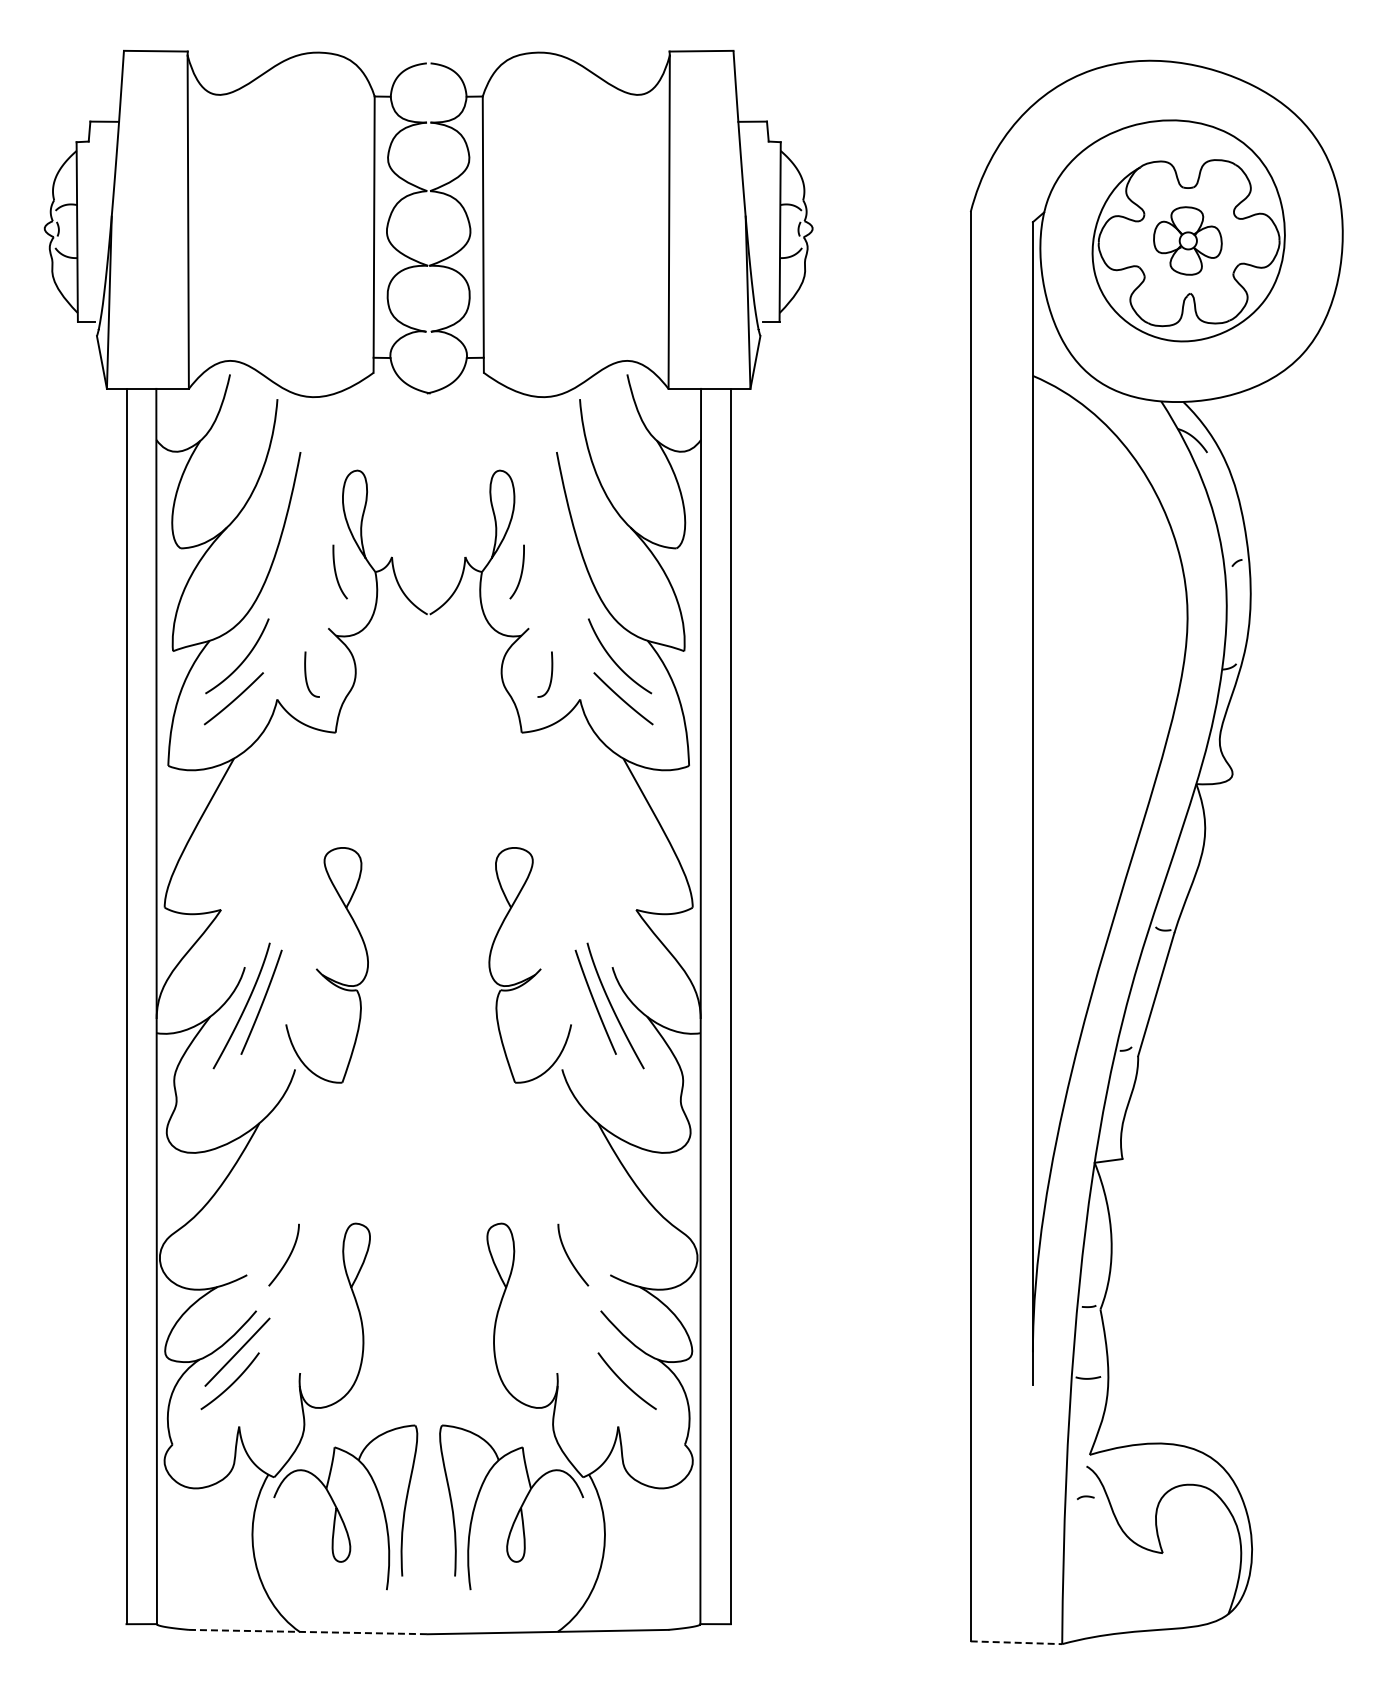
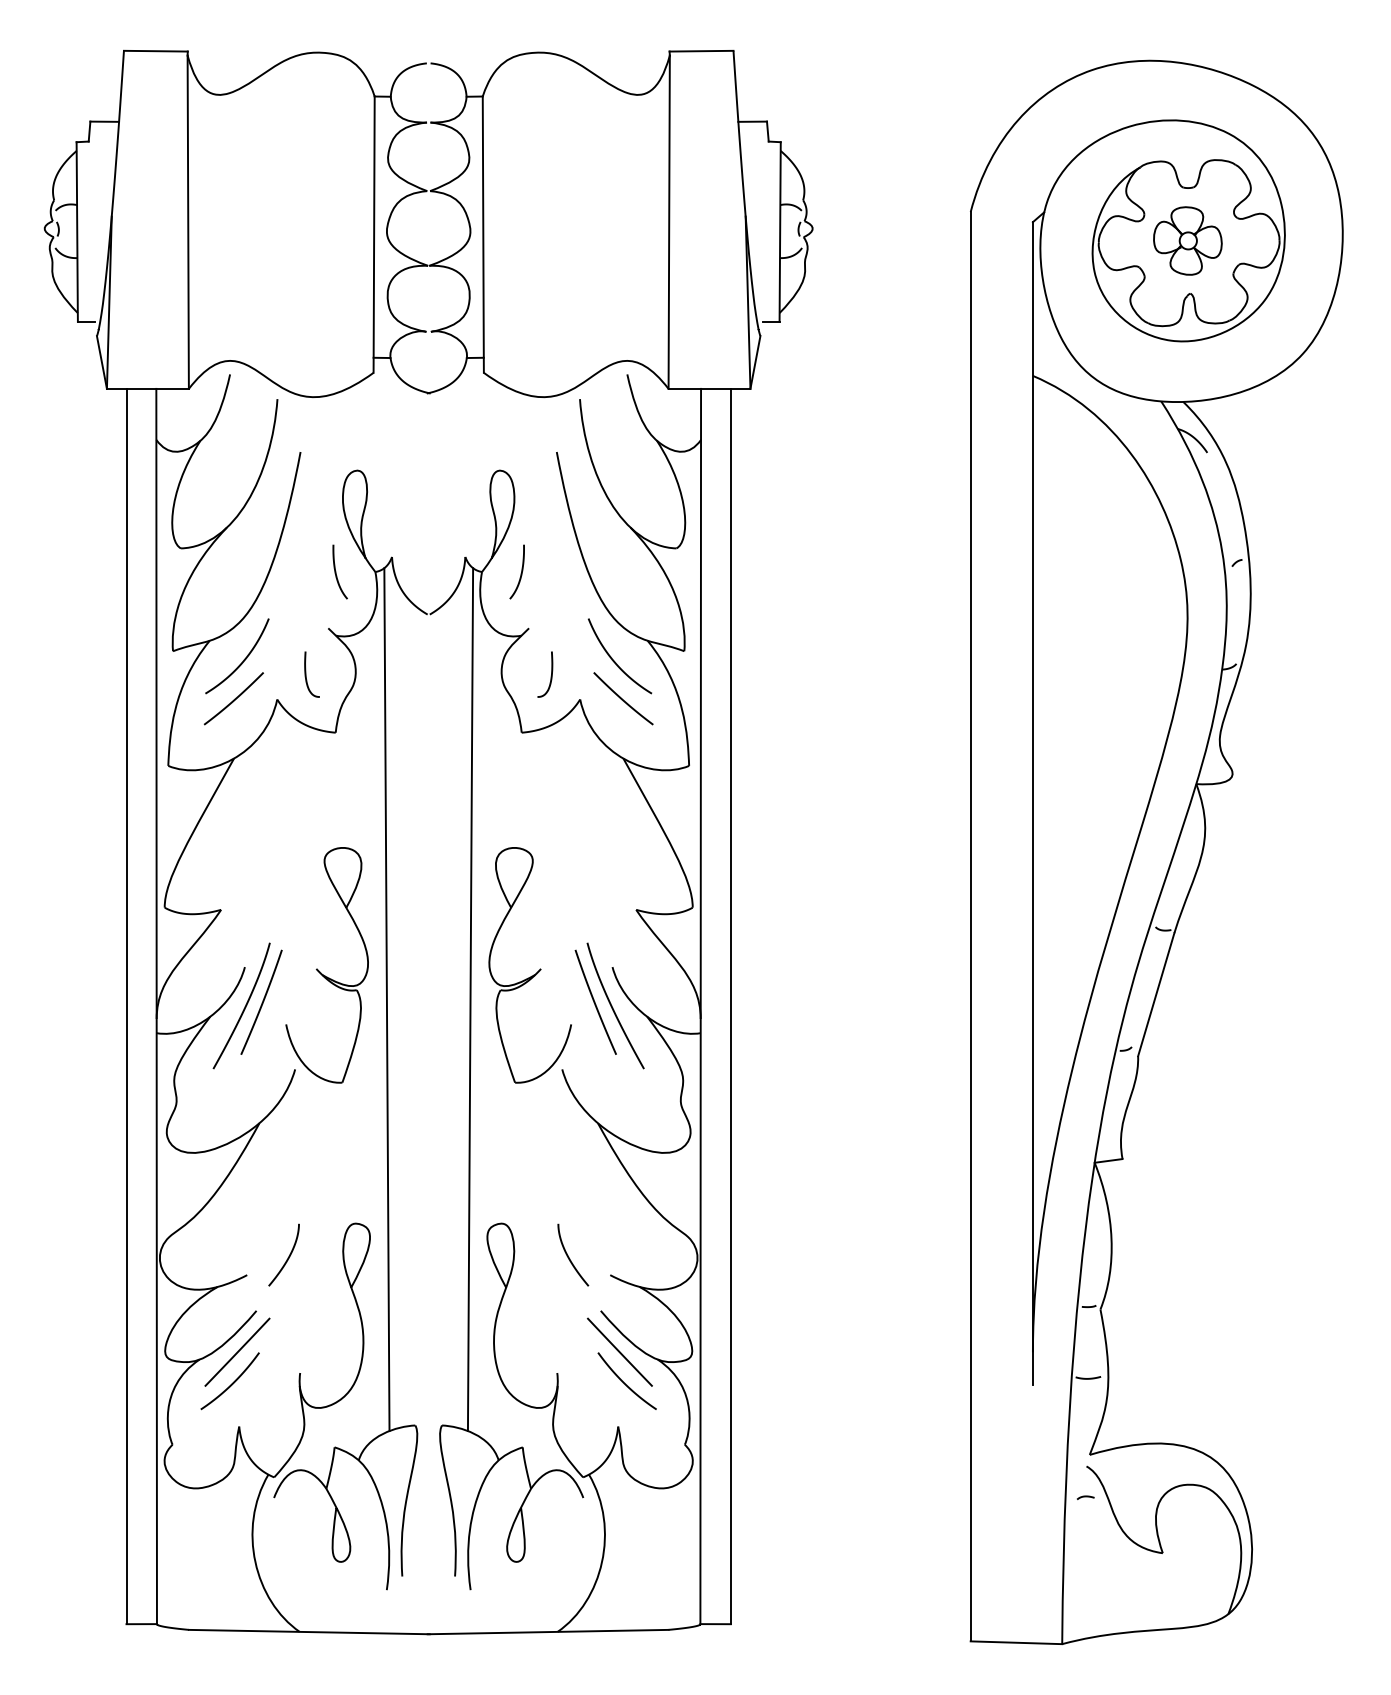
line: none -> present (386, 999)
line: none -> present (470, 999)
line: none -> present (619, 1351)
line: dashed -> solid (309, 1632)
line: dashed -> solid (1016, 1642)
